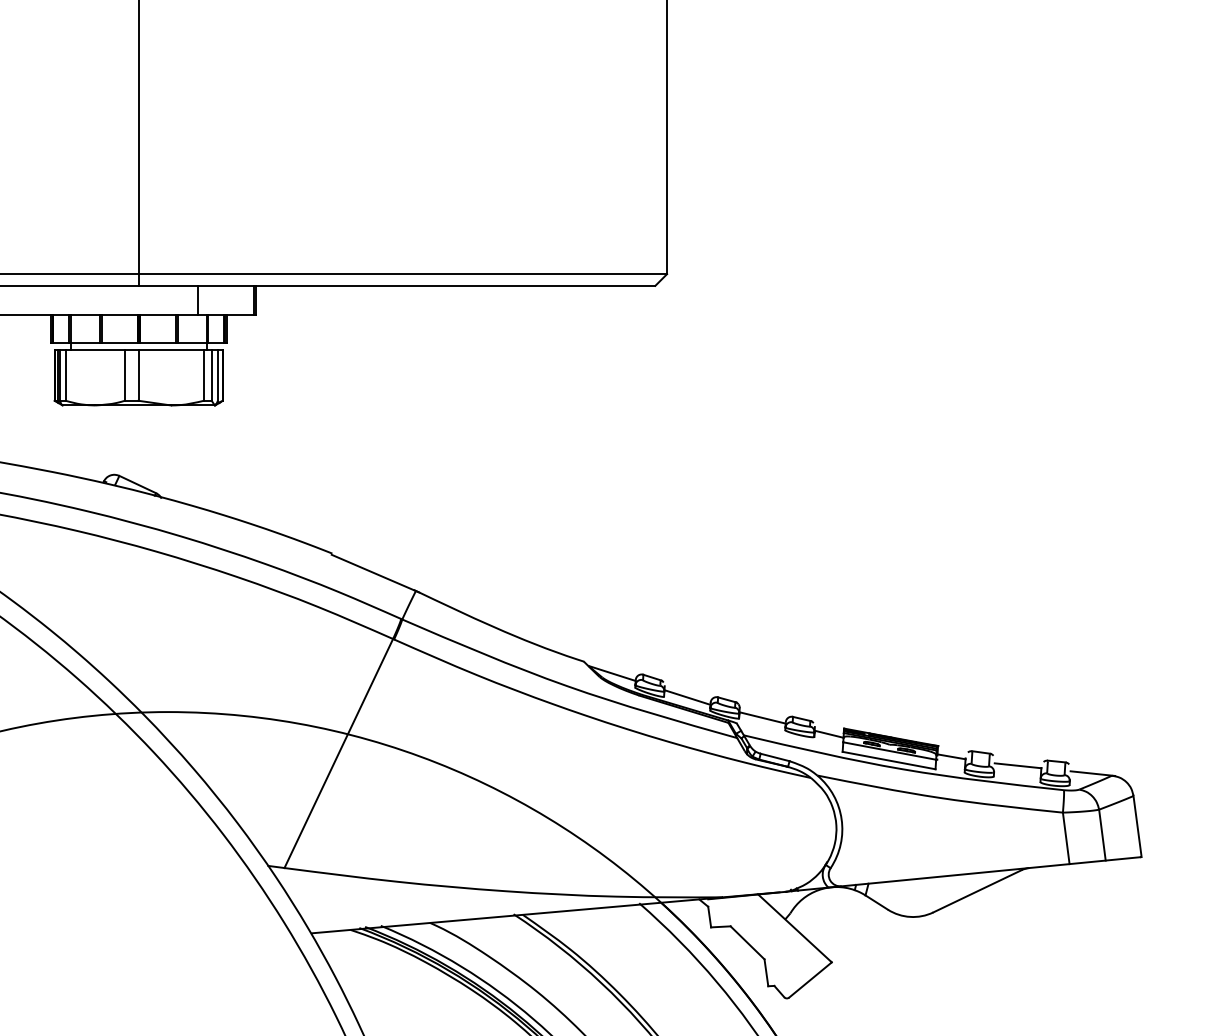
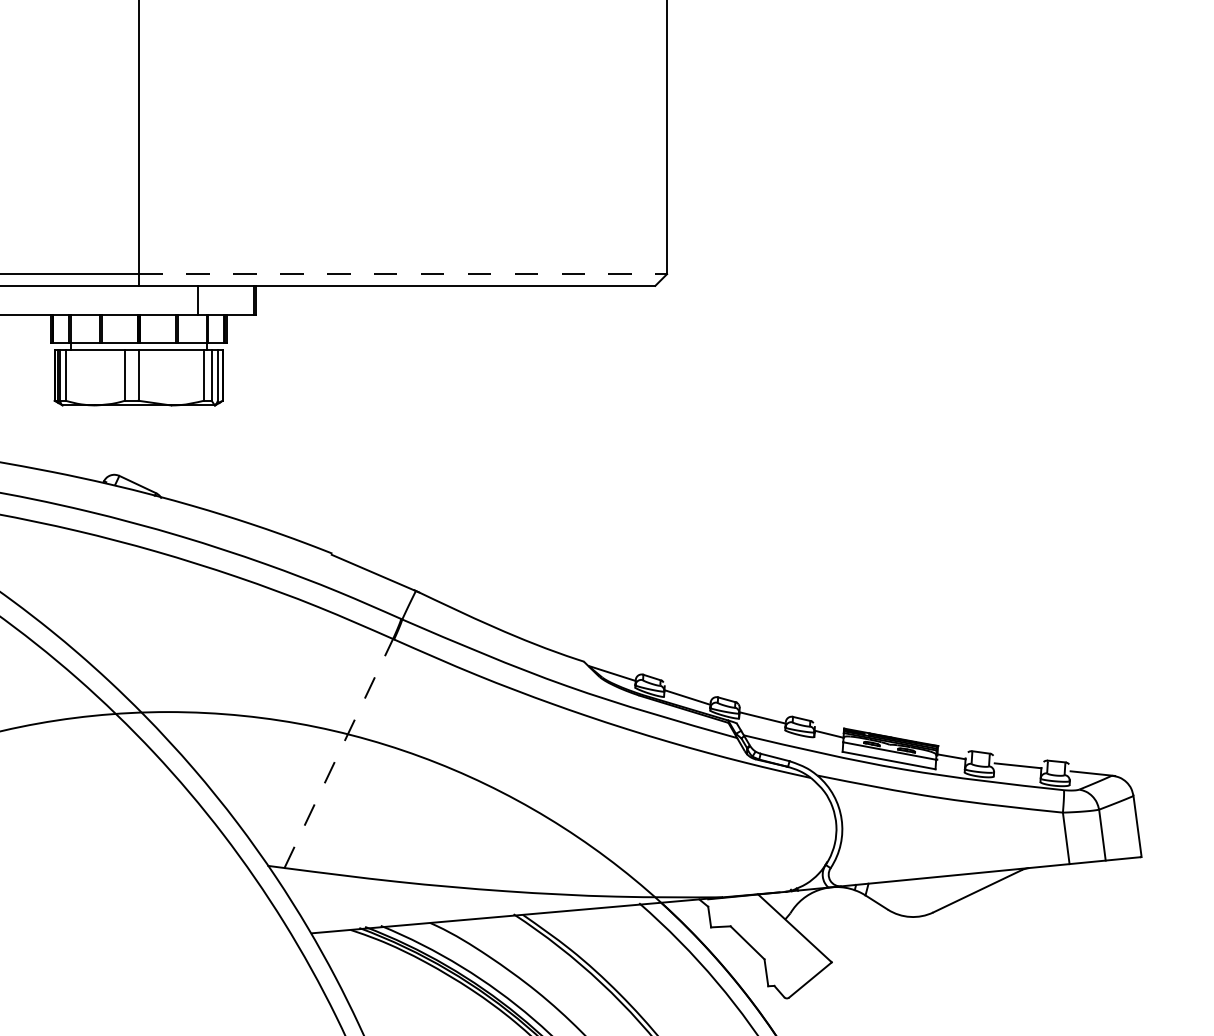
line: solid -> dashed (403, 274)
line: solid -> dashed (338, 753)
